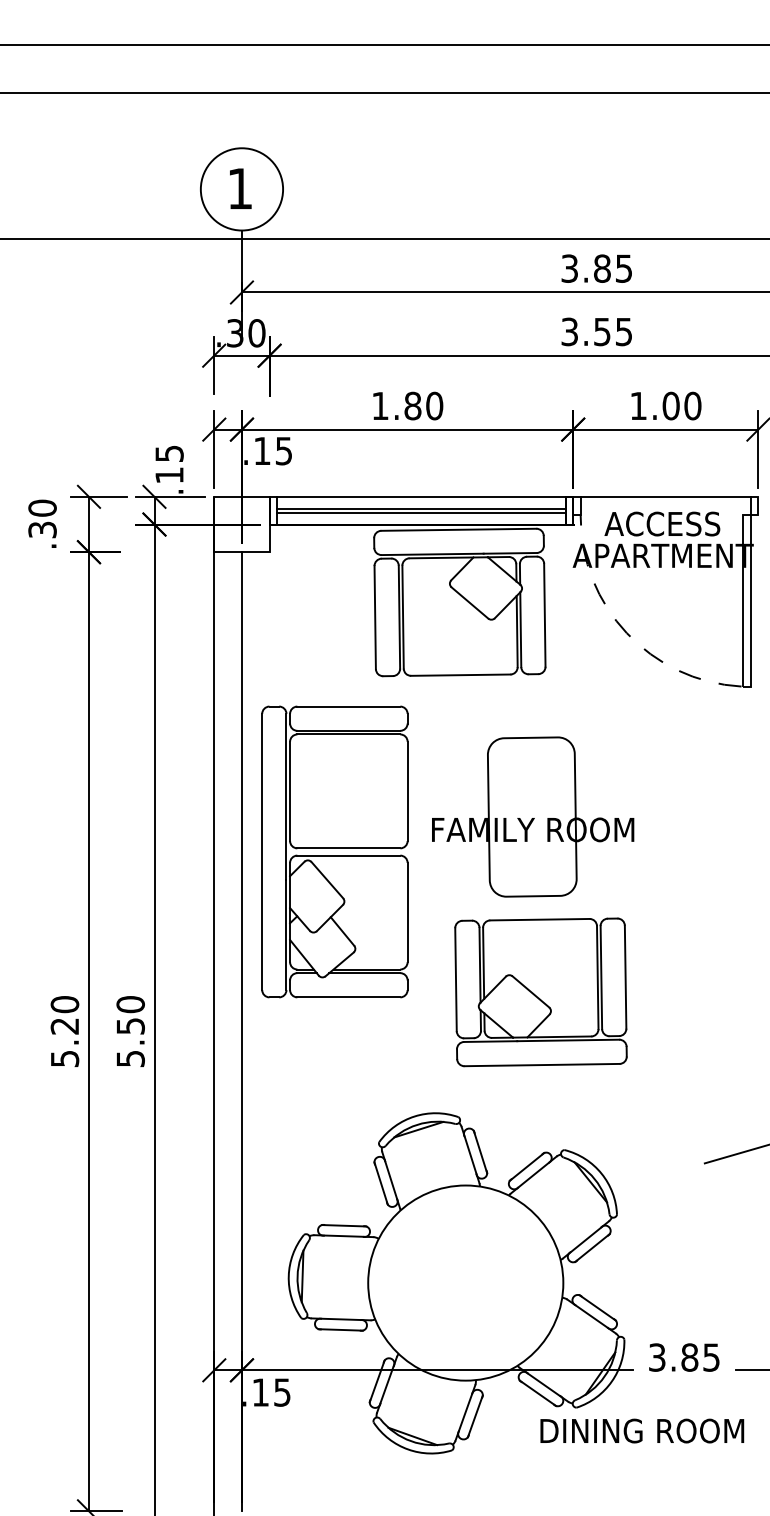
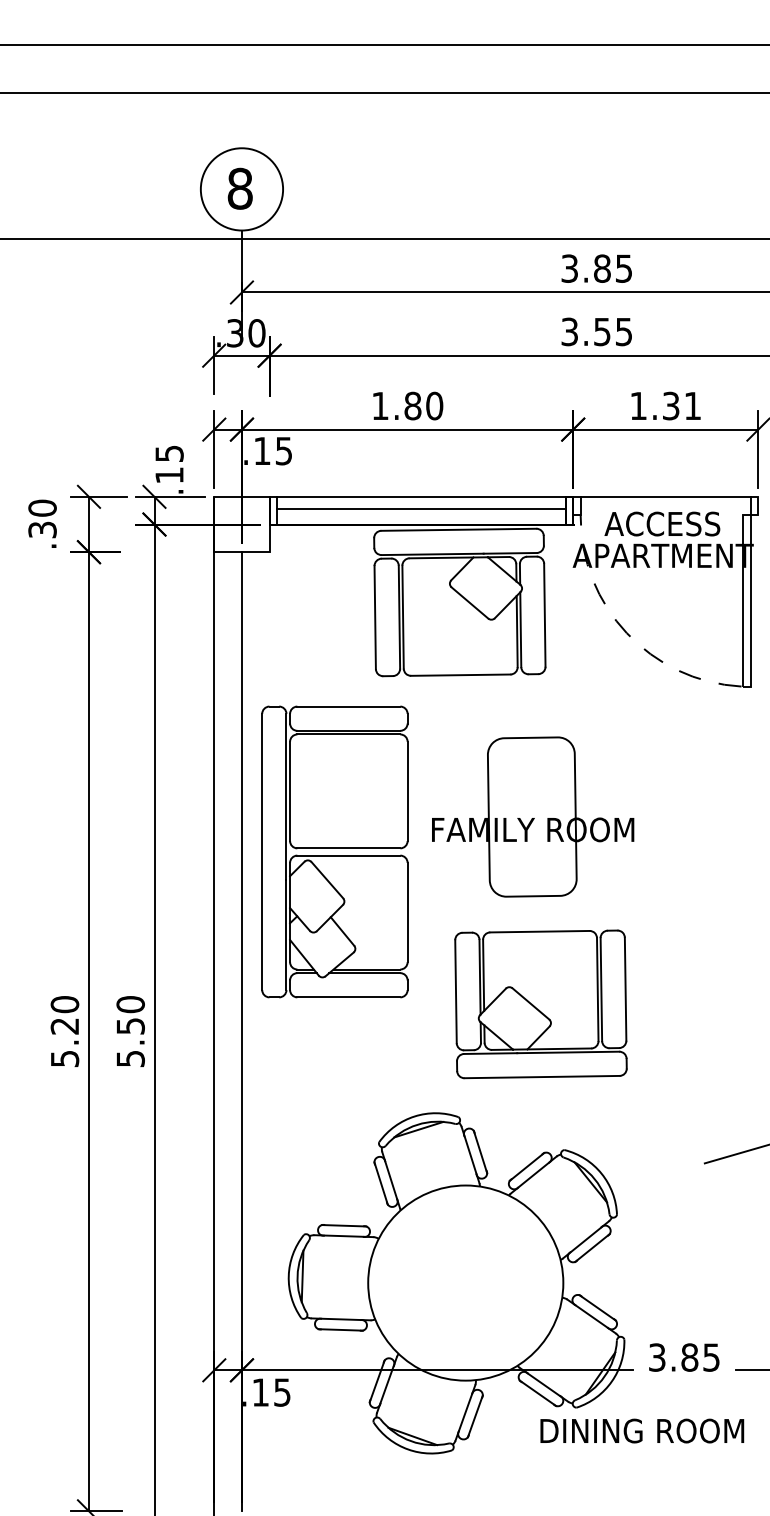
text: 1 -> 8 (239, 188)
text: 1.00 -> 1.31 (681, 405)
line: present -> none (421, 512)
part position: (540, 992) -> (540, 1004) (540, 1004)
